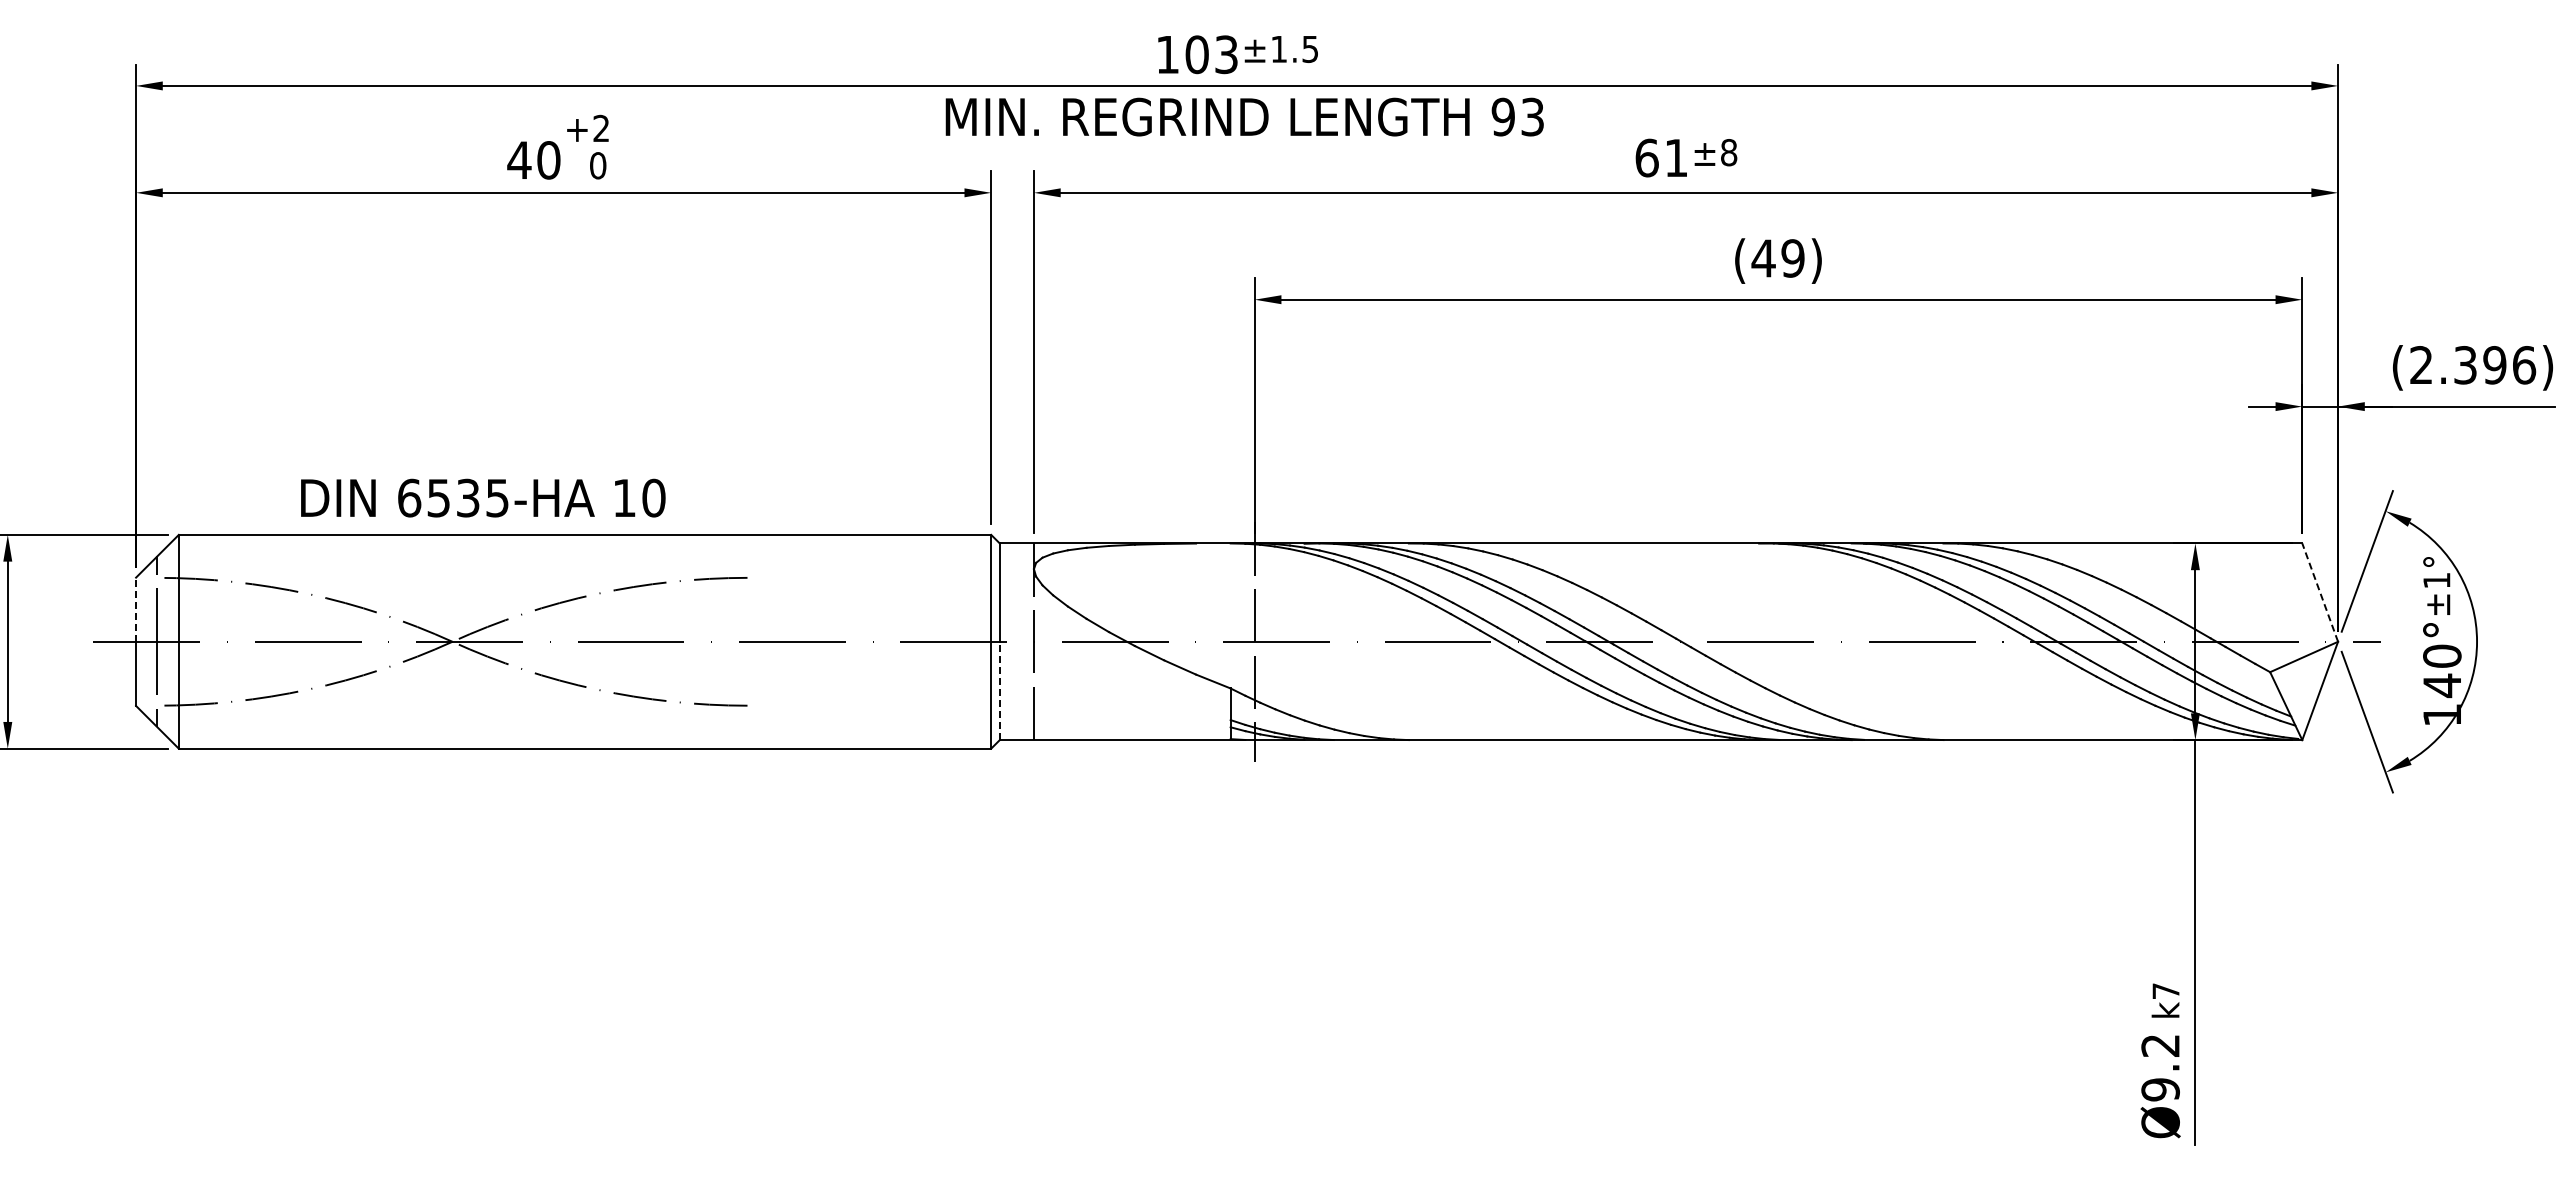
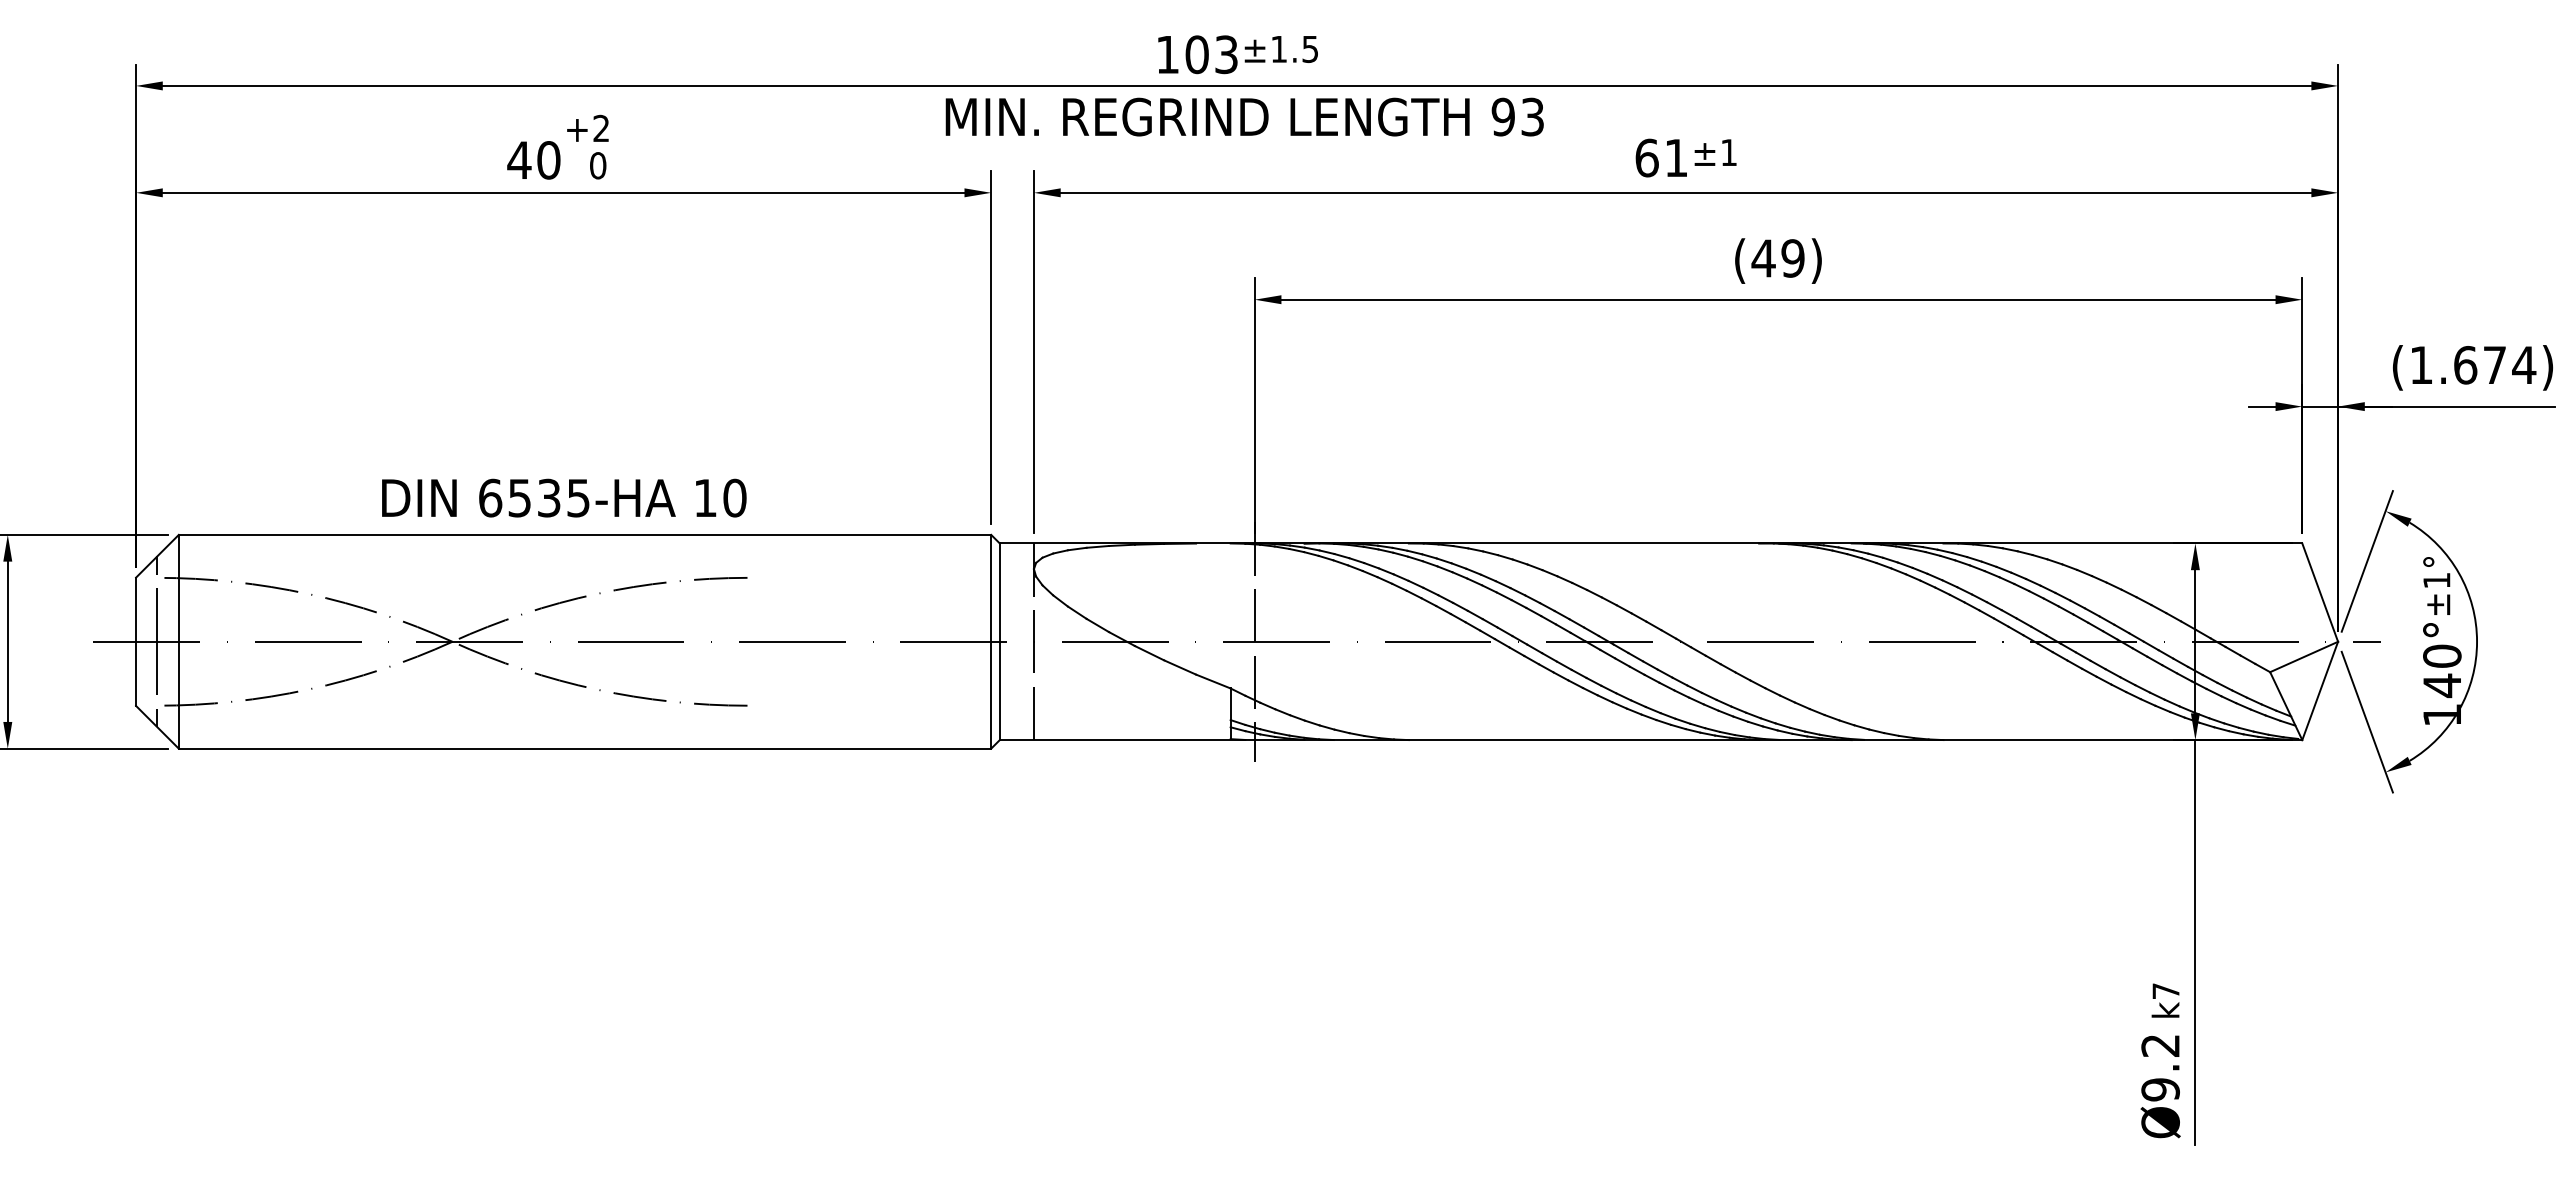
text: ±8 -> ±1 (1729, 152)
text: (2.396) -> (1.674) (2473, 365)
text position: (483, 497) -> (564, 497) (564, 497)
line: dashed -> solid (2320, 592)
line: dashed -> solid (136, 609)
line: dashed -> solid (999, 690)
